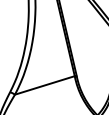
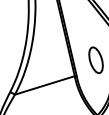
part: none -> present (95, 59)
